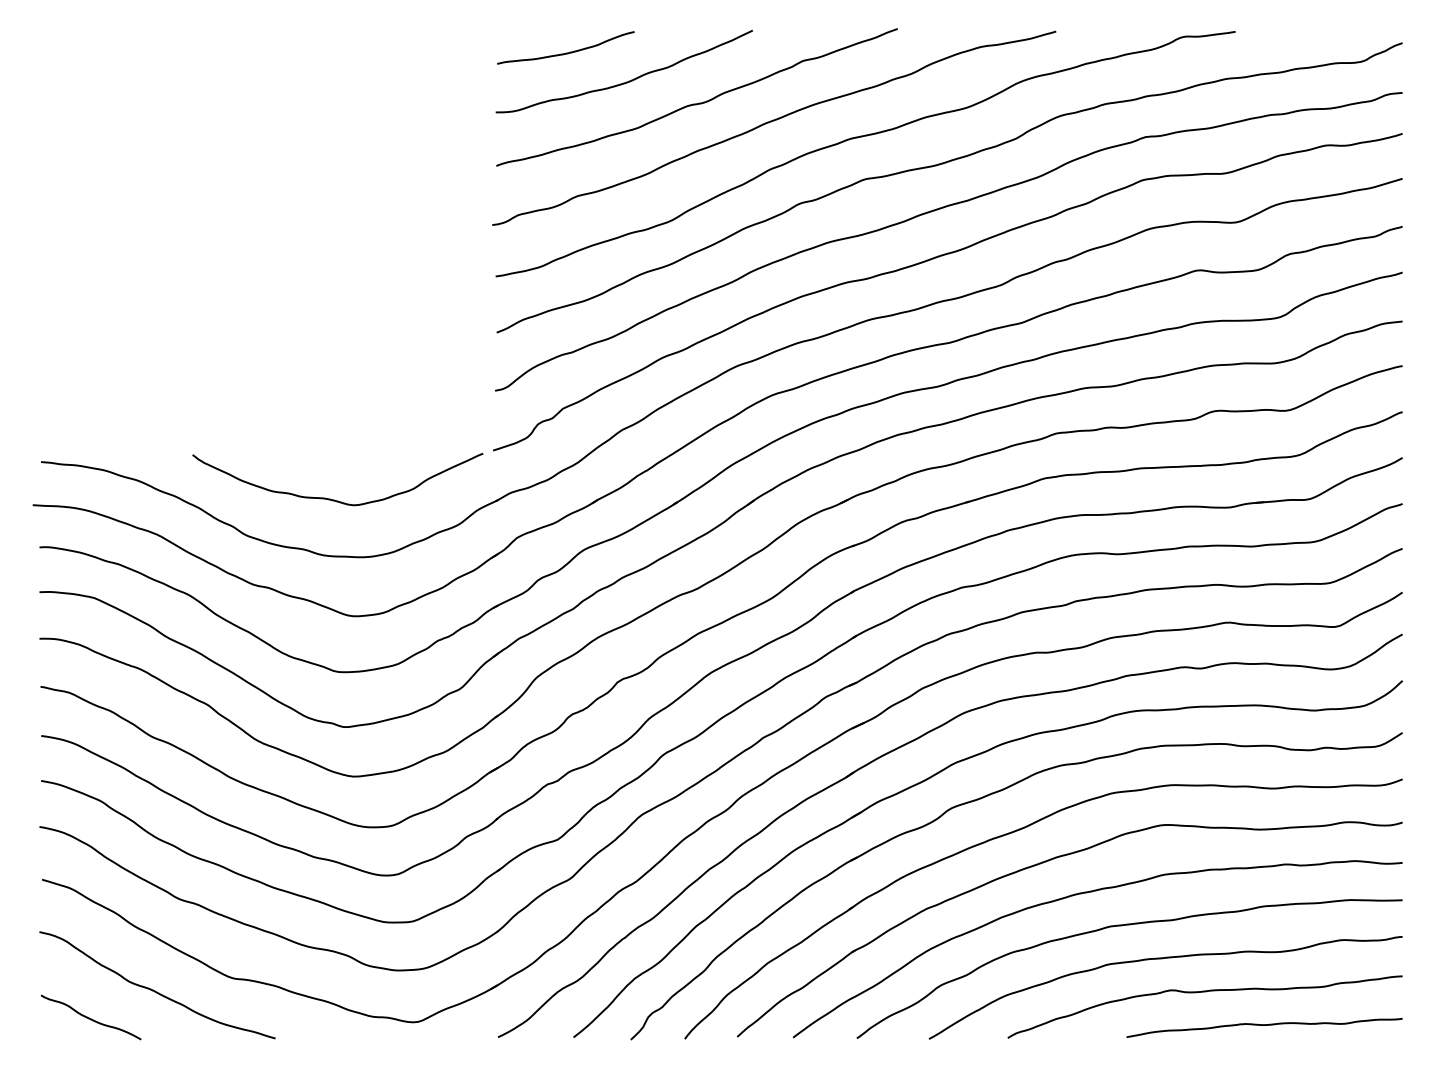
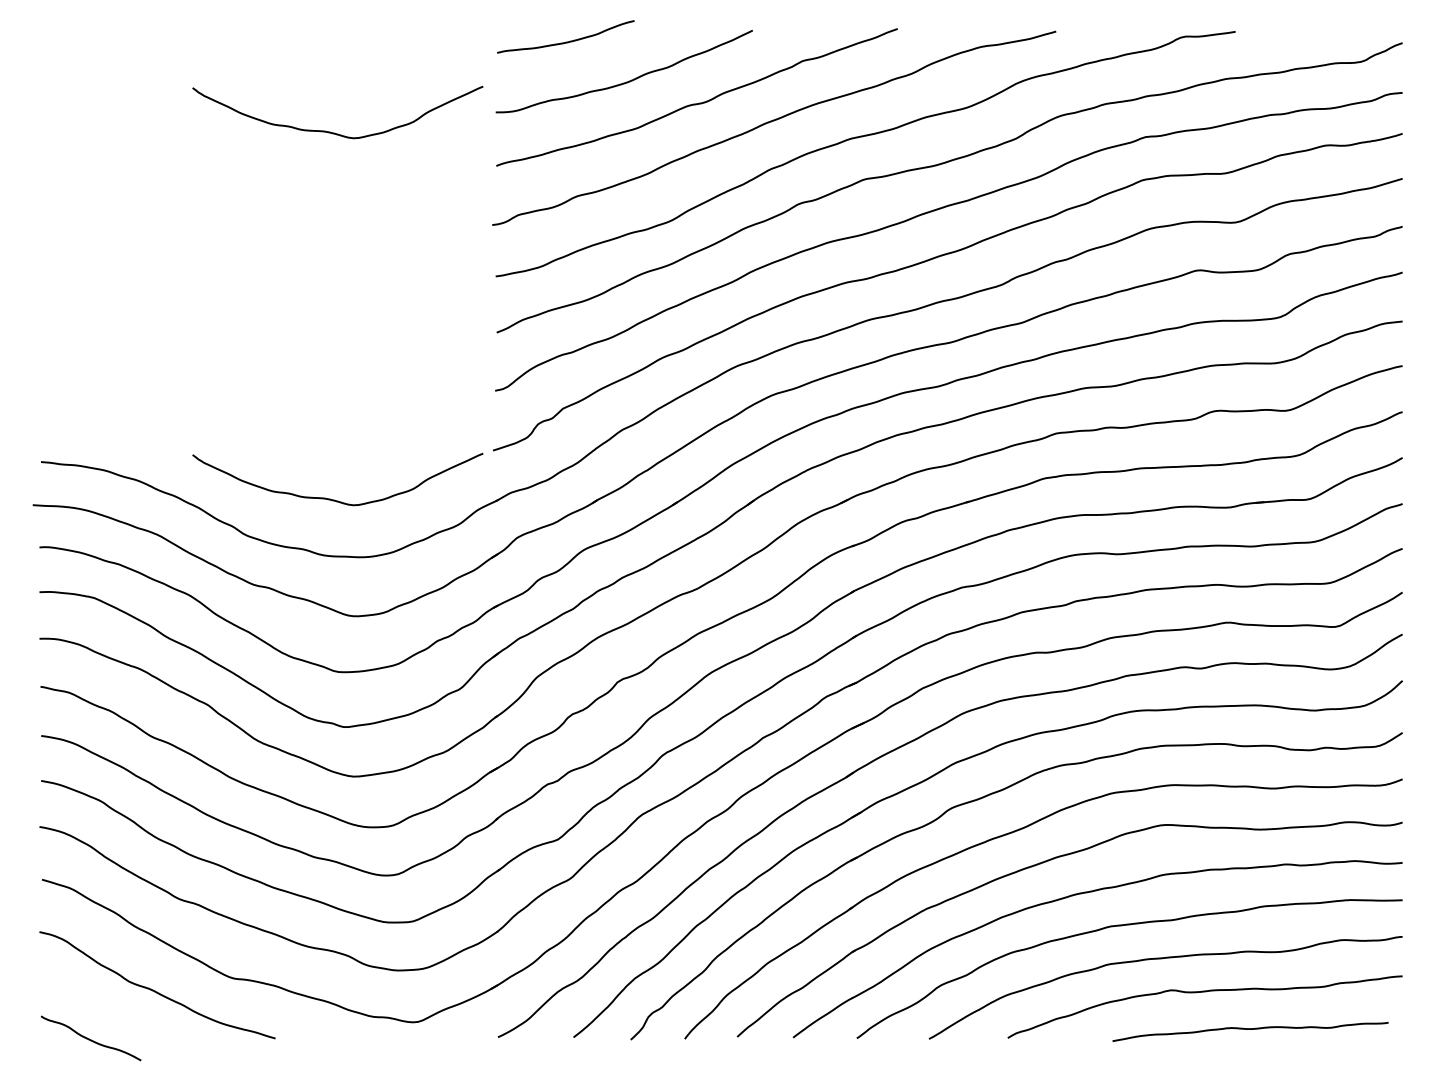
curve position: (565, 52) -> (565, 41) (565, 41)
curve: none -> present (334, 132)
curve position: (89, 1017) -> (89, 1038) (89, 1038)
curve position: (1264, 1025) -> (1250, 1029) (1250, 1029)
